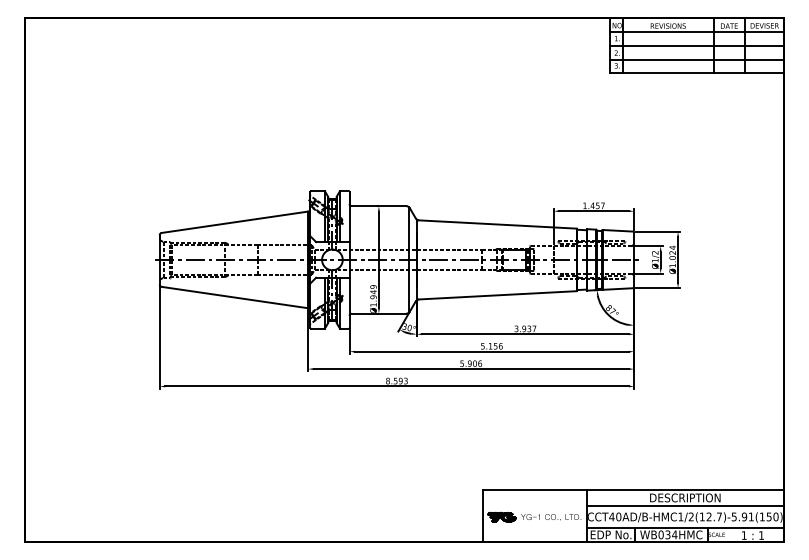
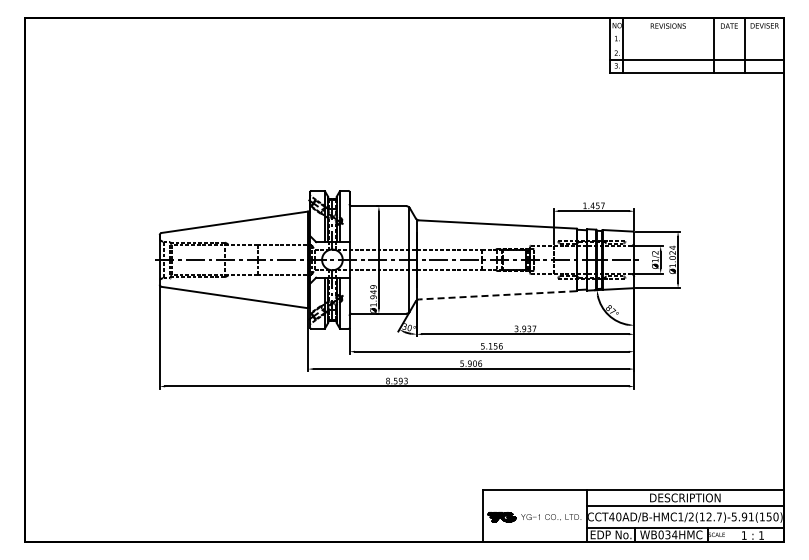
line: present -> none (696, 31)
line: present -> none (696, 45)
line: solid -> dashed (497, 295)
